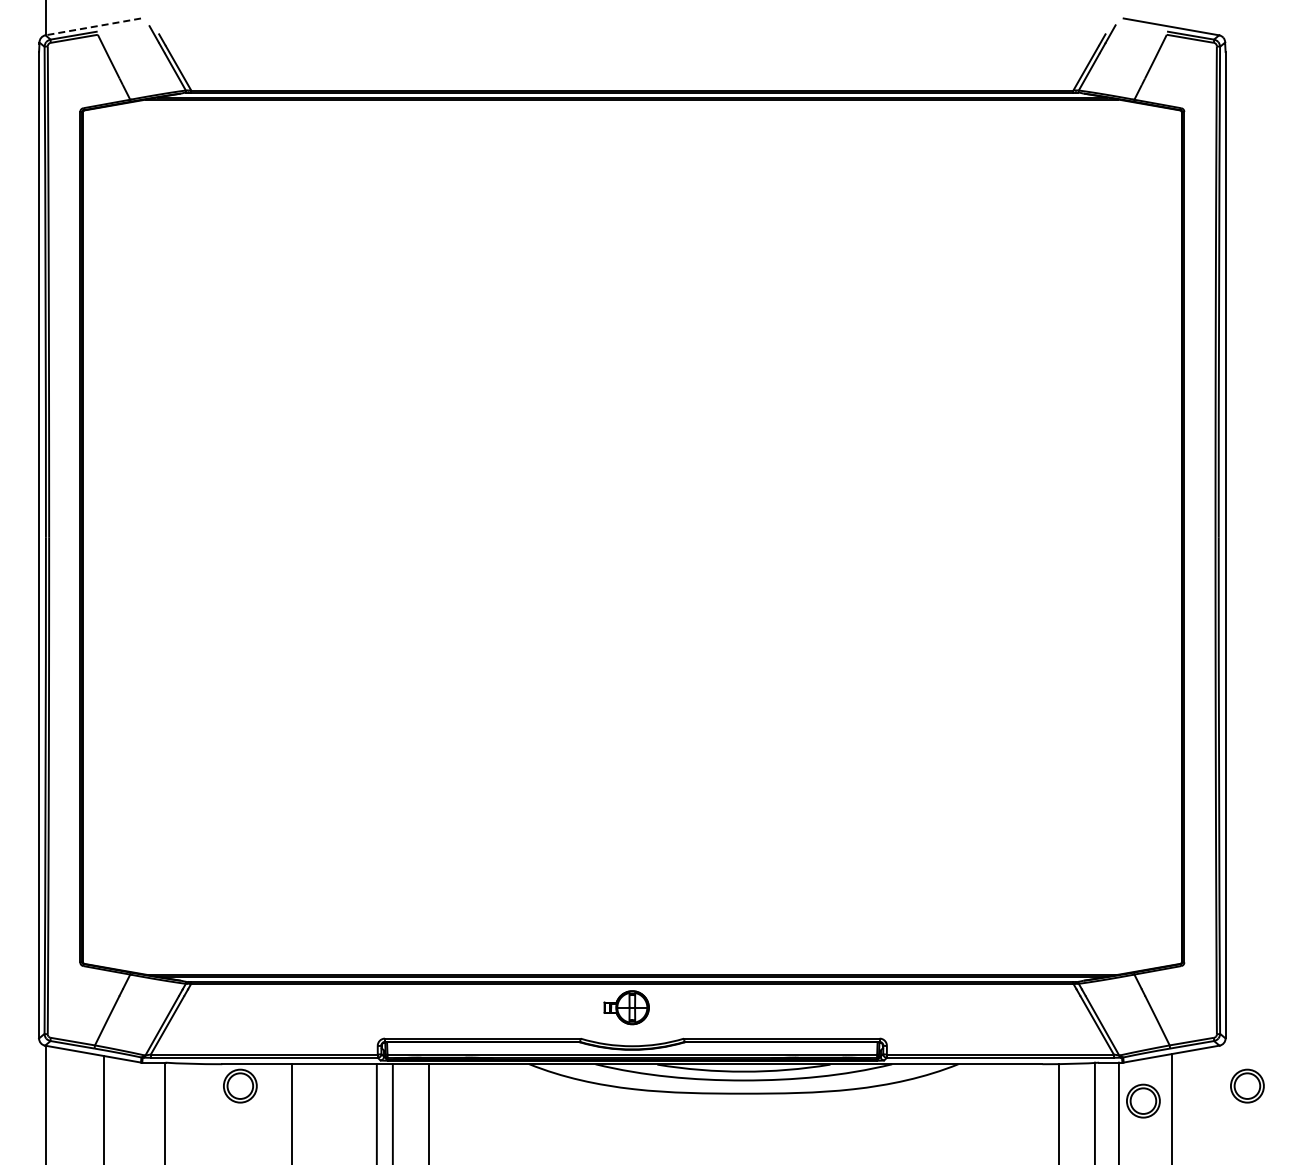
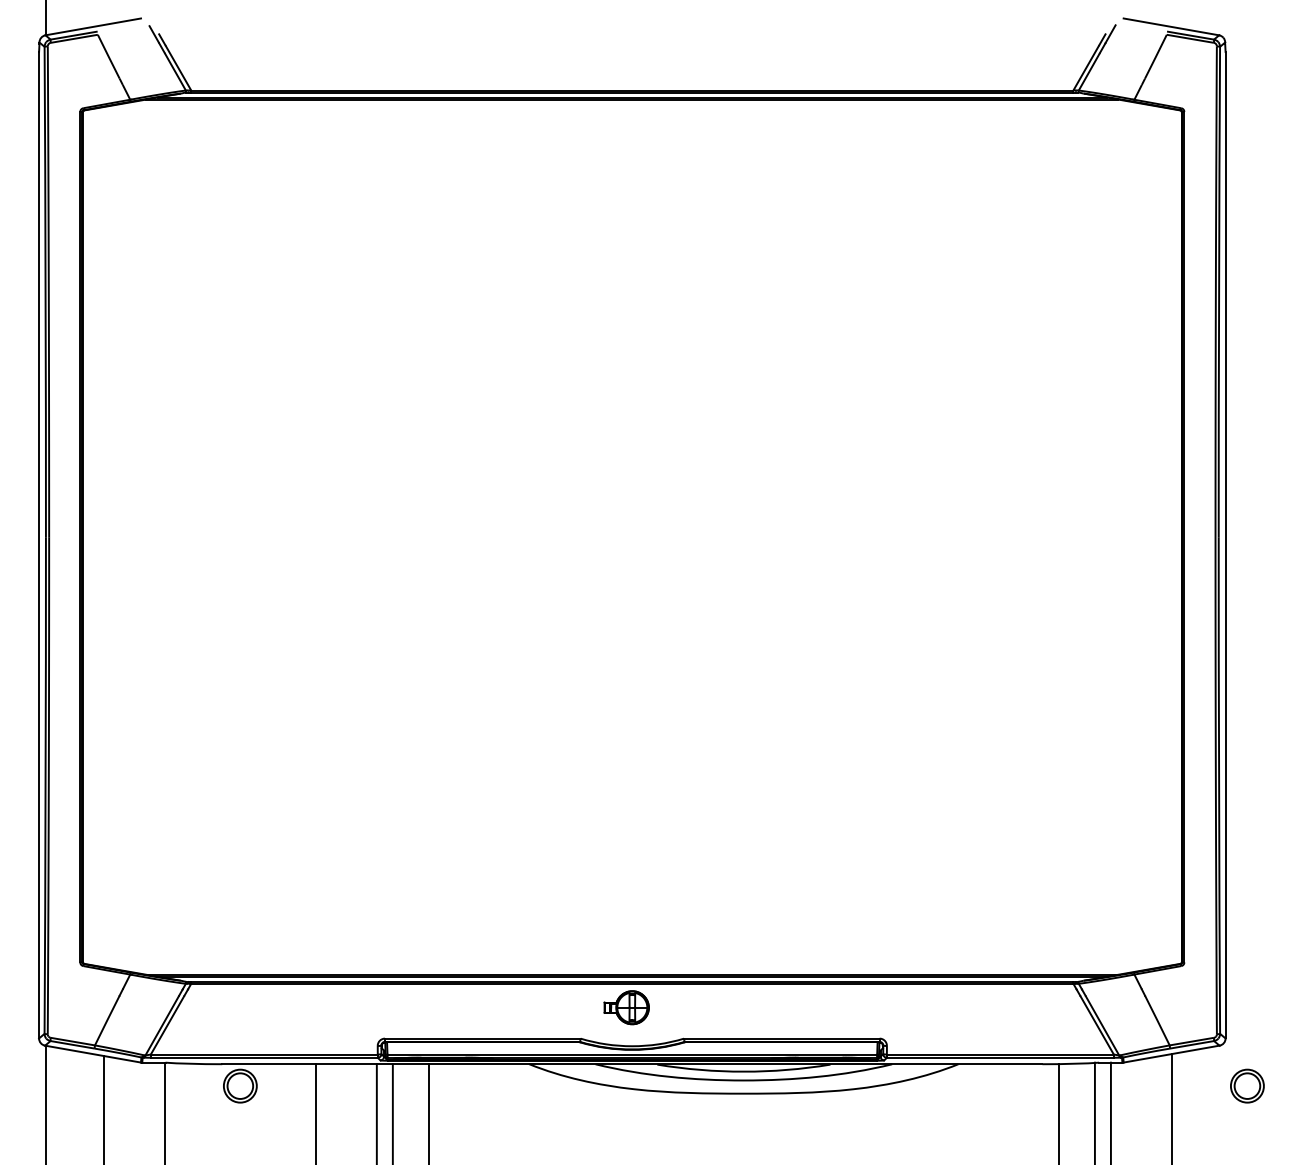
line: dashed -> solid (92, 27)
part: present -> none (1143, 1100)
line position: (1118, 1111) -> (1110, 1111) (1110, 1111)
line position: (291, 1112) -> (315, 1112) (315, 1112)
